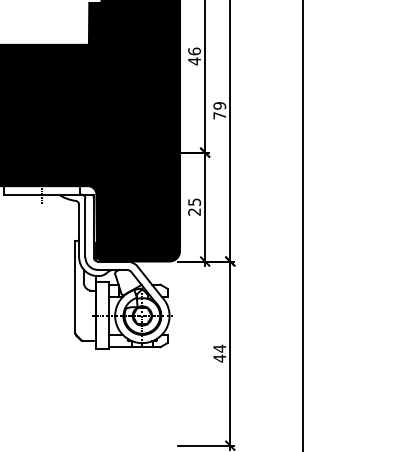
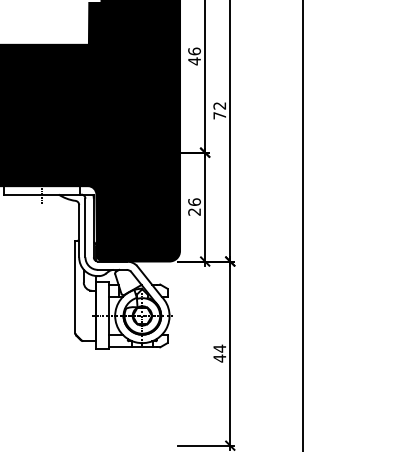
text: 79 -> 72 (219, 105)
text: 25 -> 26 (194, 201)
